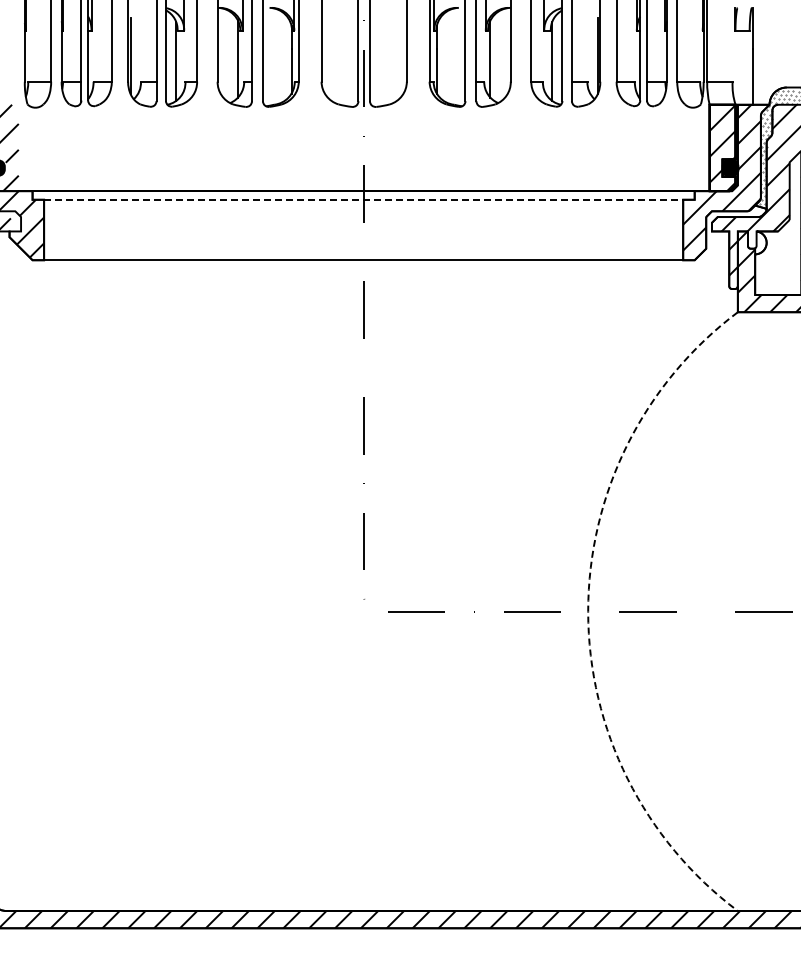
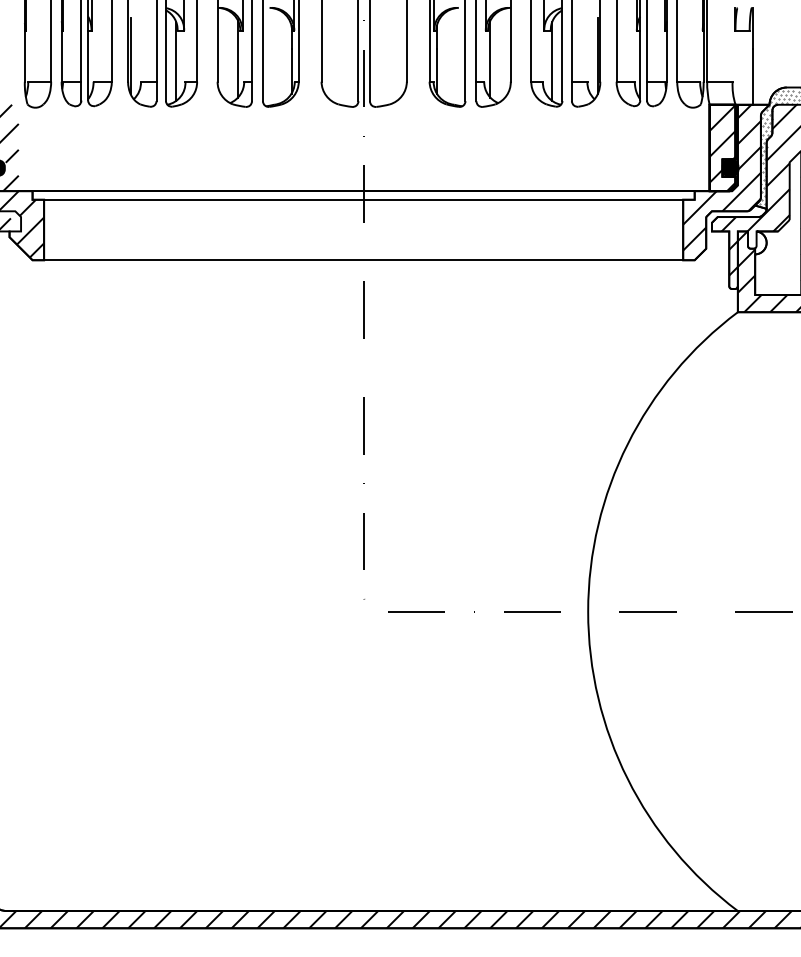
line: dashed -> solid (363, 199)
arc: dashed -> solid (588, 611)
